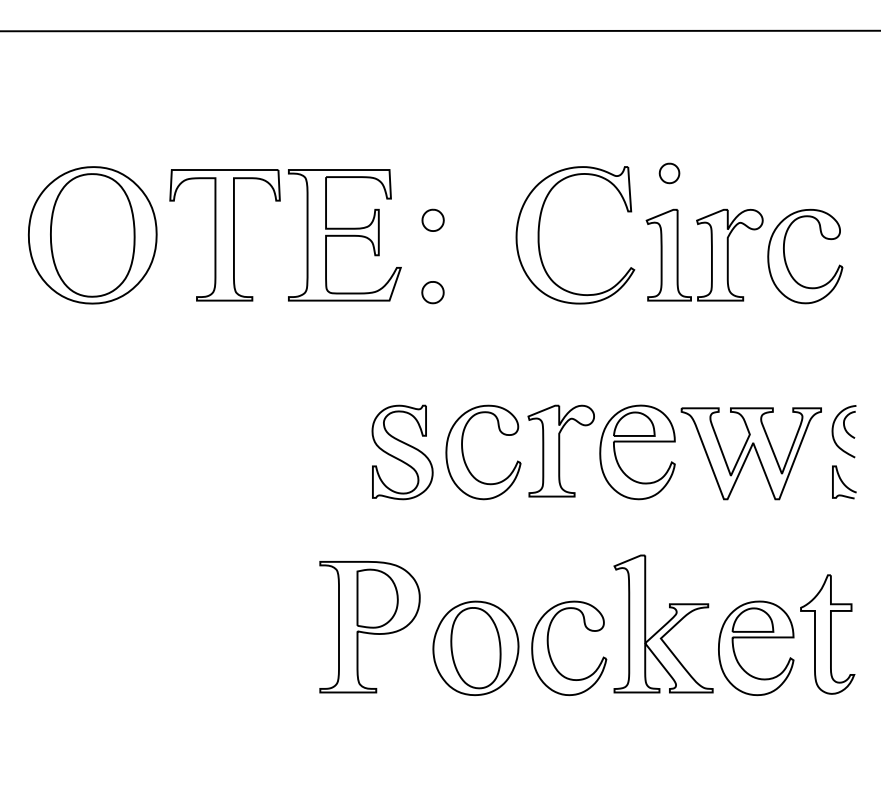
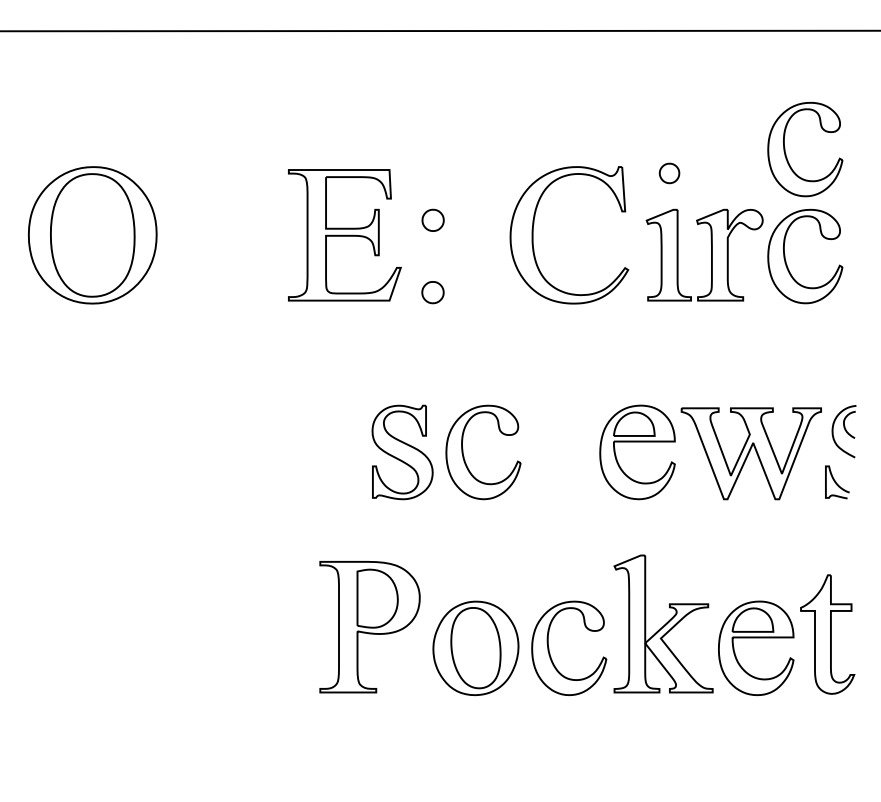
part: none -> present (786, 153)
part: present -> none (224, 235)
part position: (539, 235) -> (533, 235) (533, 235)
part: present -> none (560, 450)
curve position: (843, 482) -> (836, 482) (836, 482)
